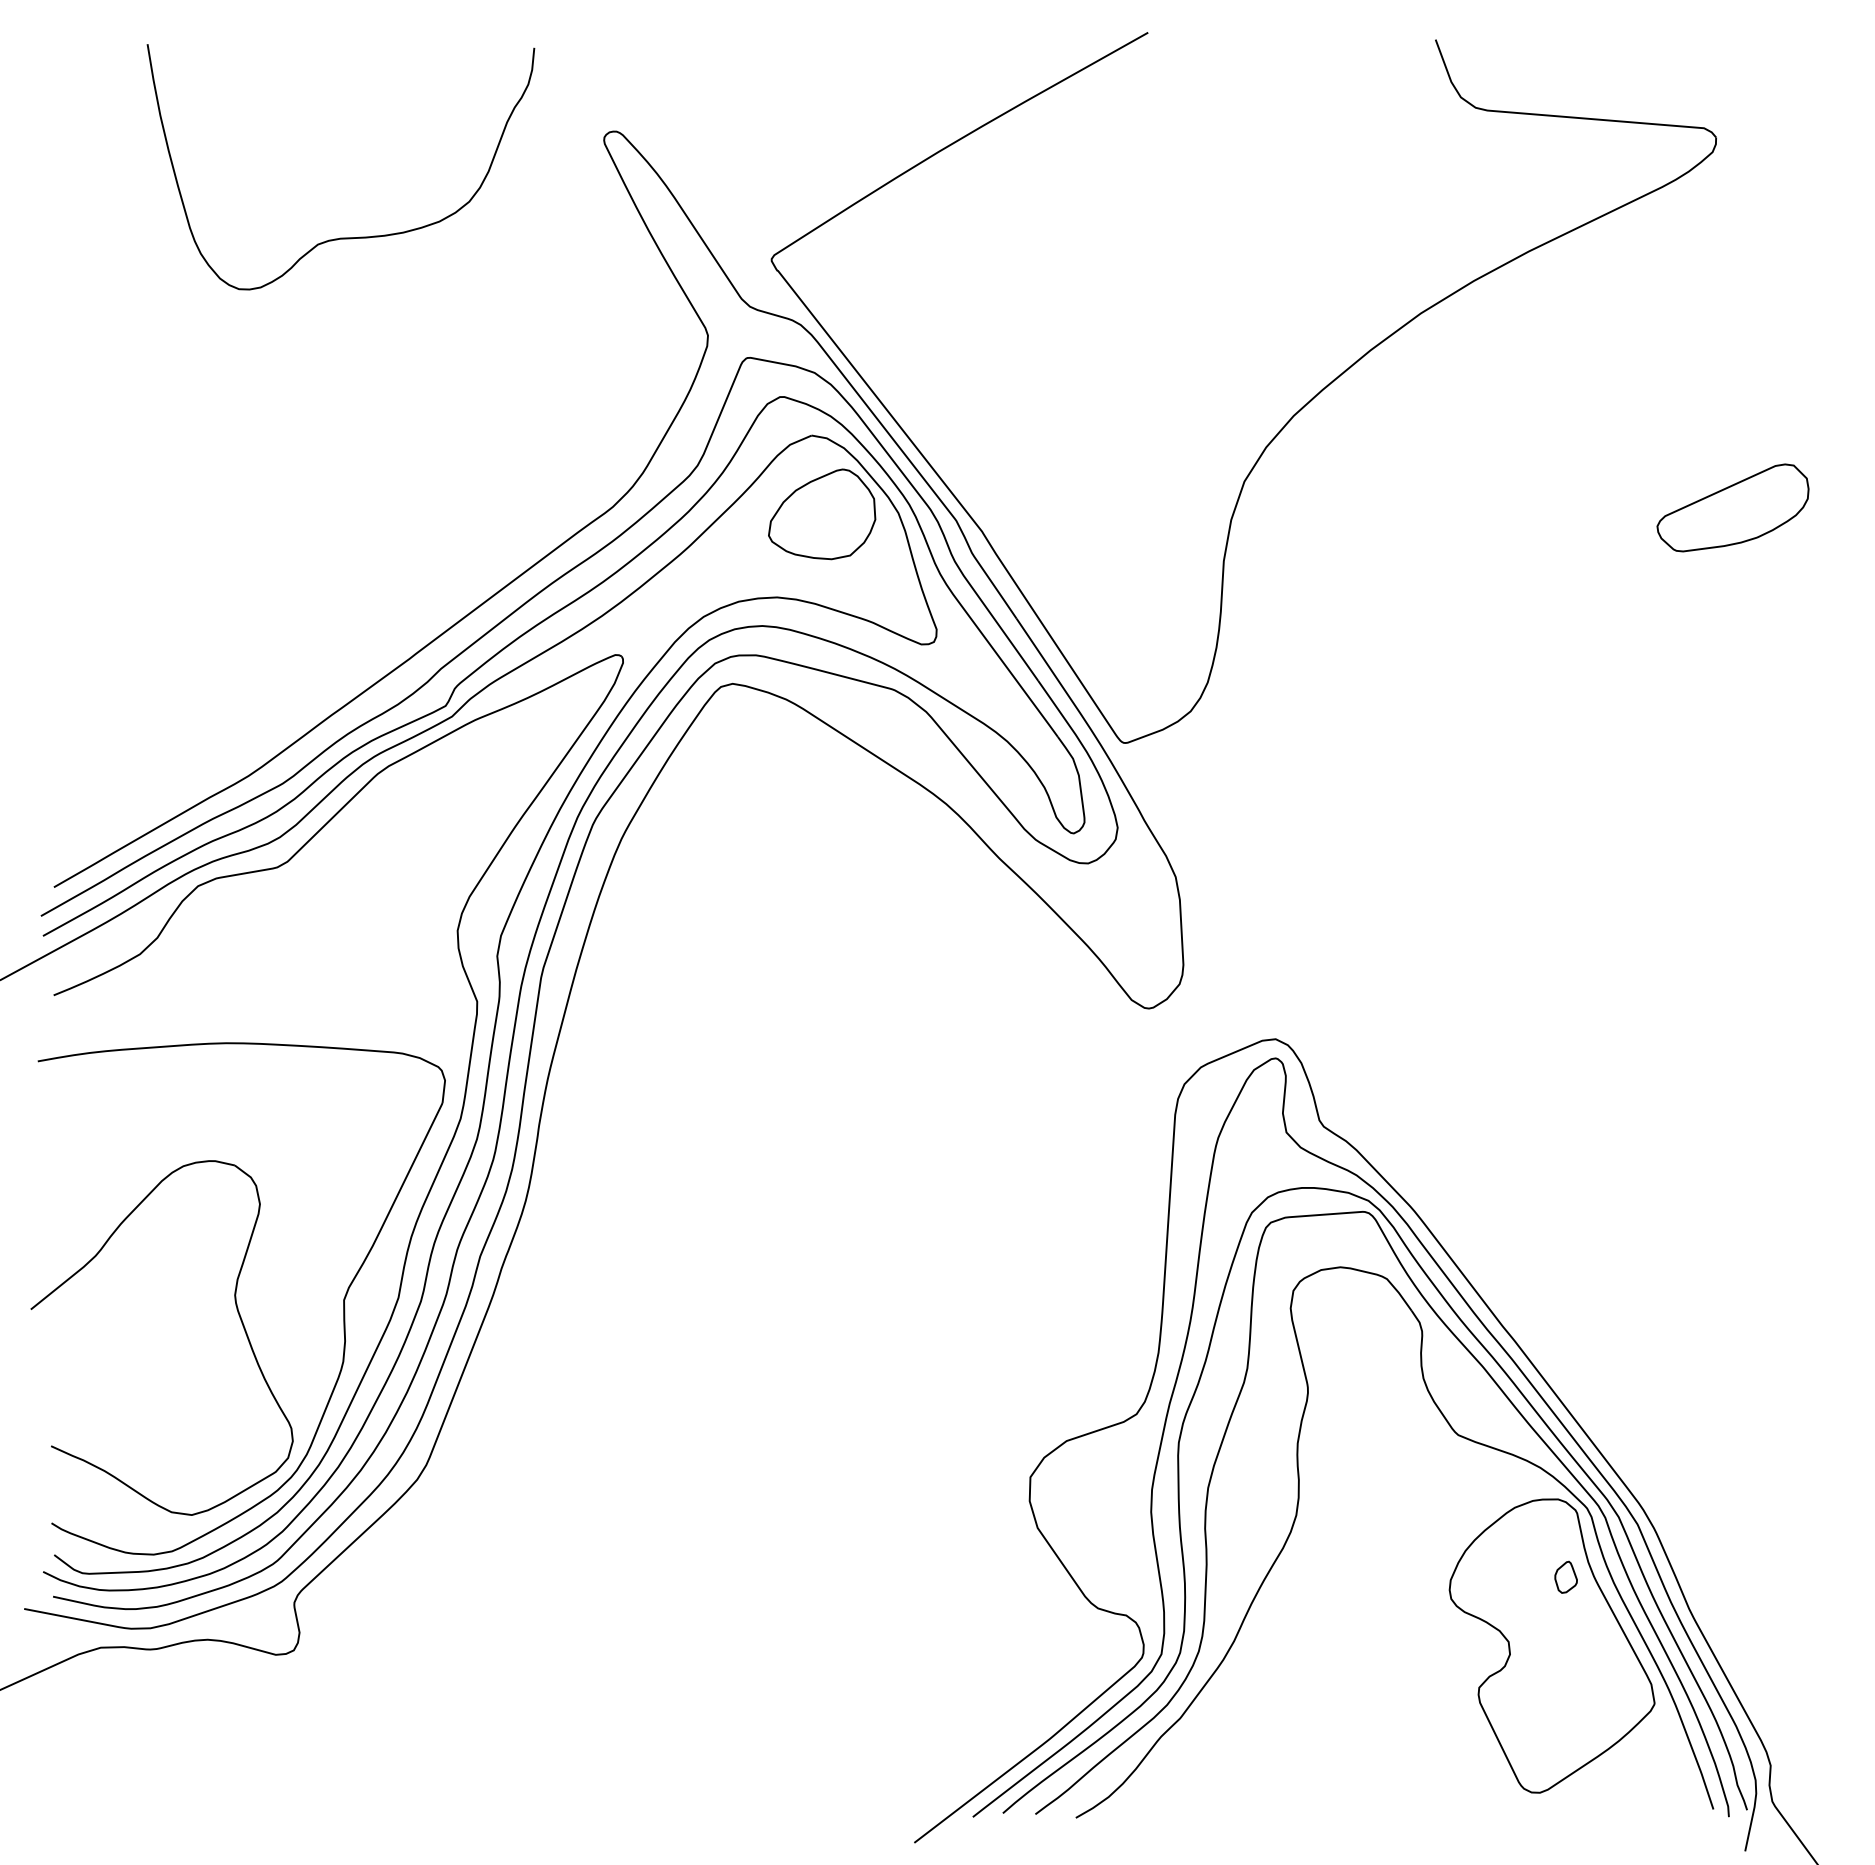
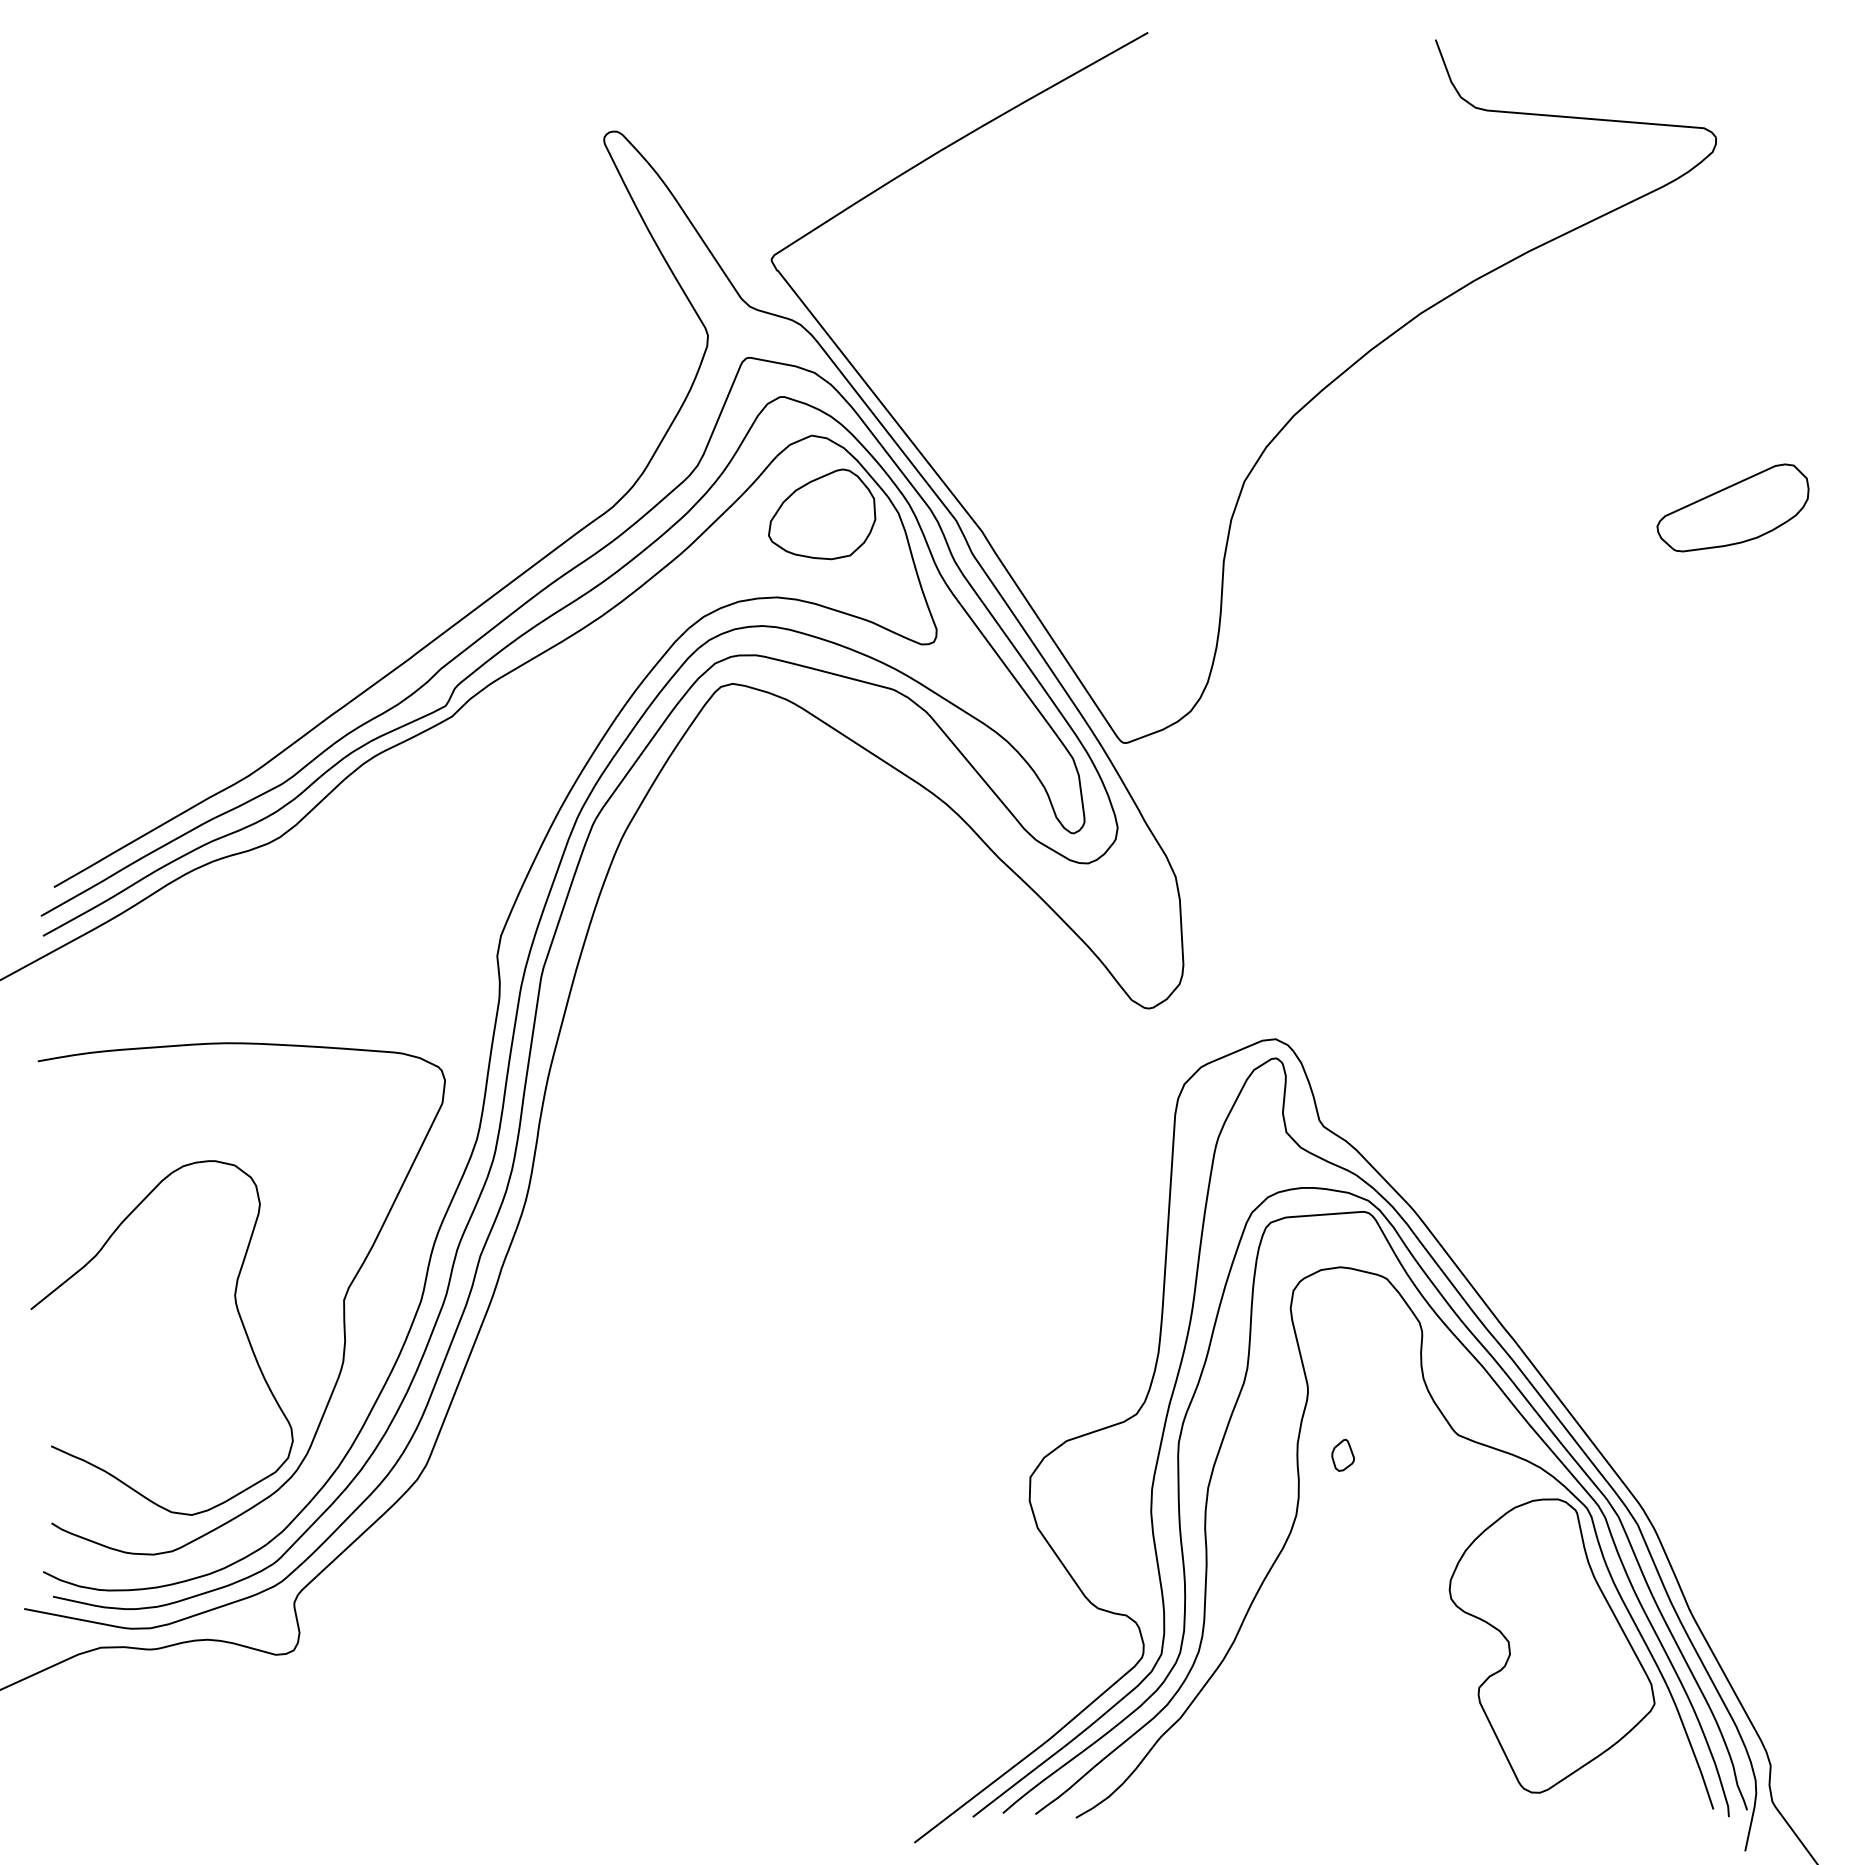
curve: present -> none (340, 237)
part: present -> none (441, 1161)
part position: (1565, 1576) -> (1342, 1454) (1342, 1454)
